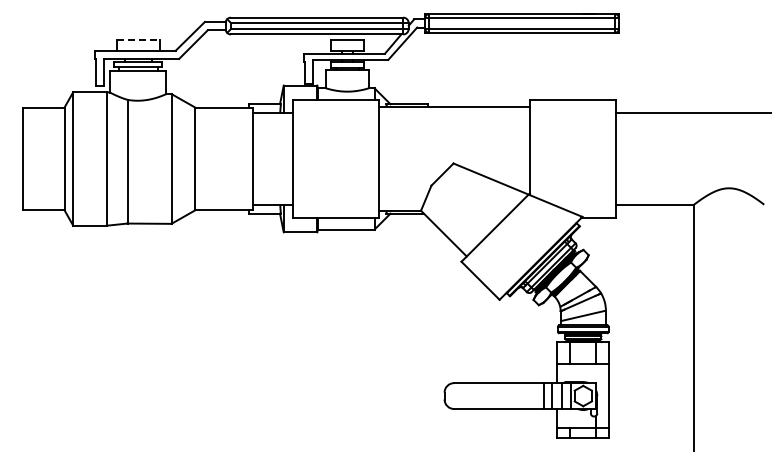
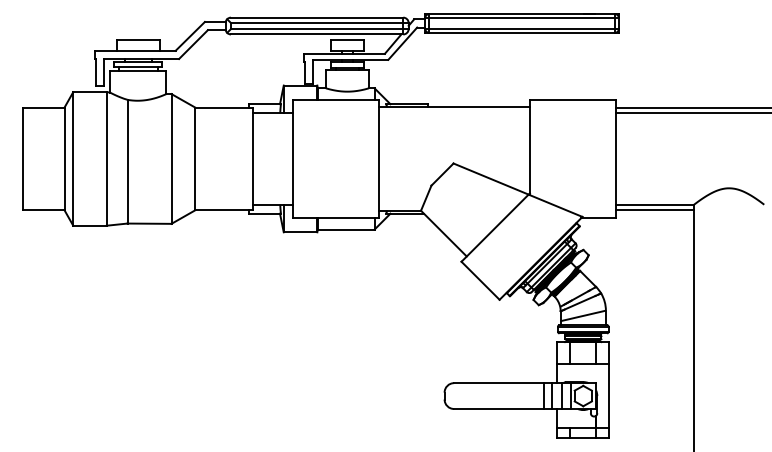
line: dashed -> solid (138, 40)
line: none -> present (692, 107)
line: none -> present (655, 210)
